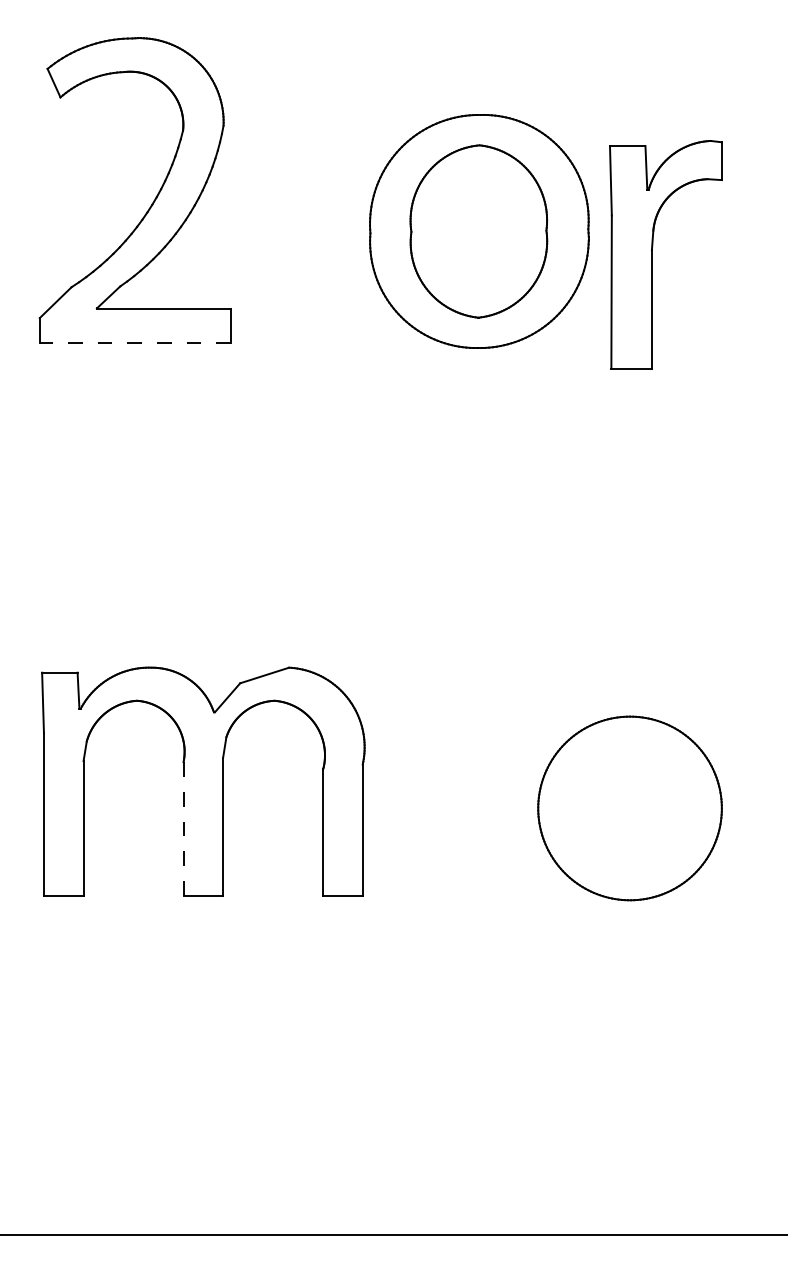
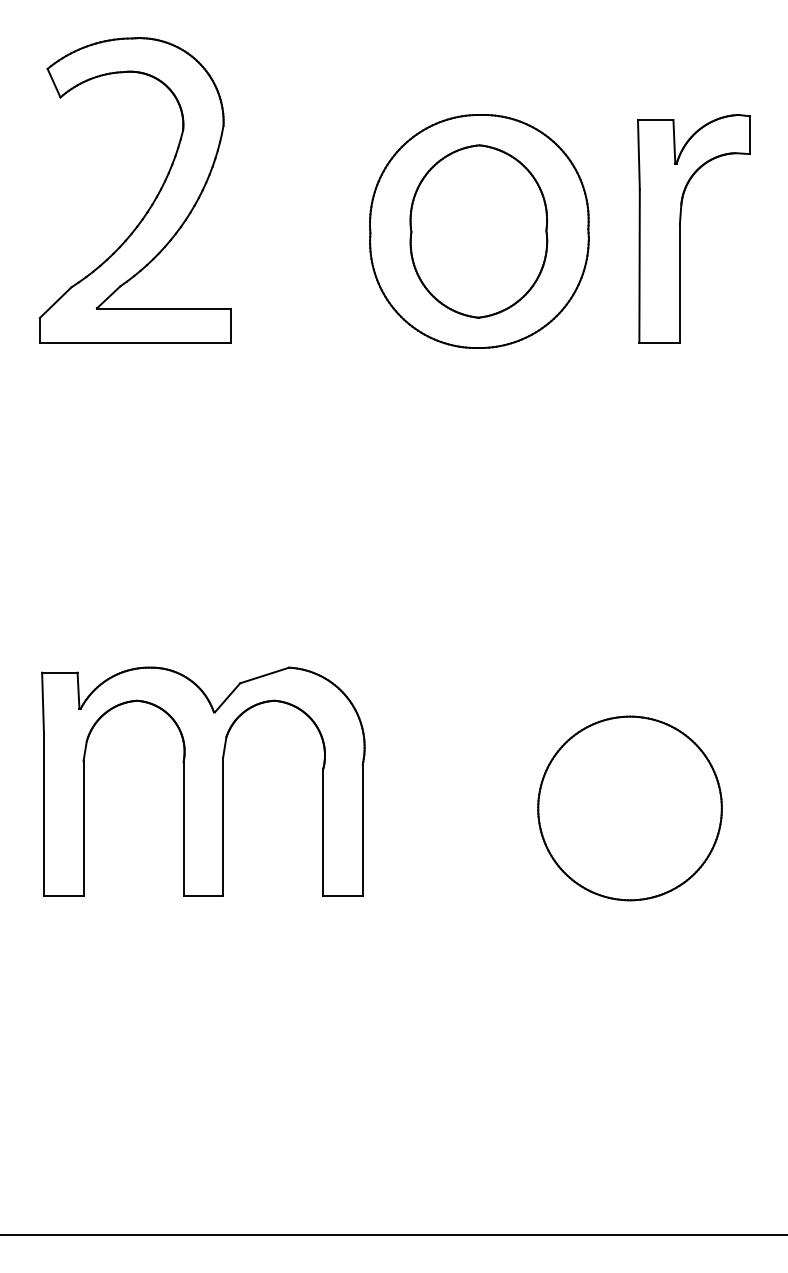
part position: (652, 254) -> (680, 228) (680, 228)
line: dashed -> solid (135, 343)
line: dashed -> solid (183, 828)
